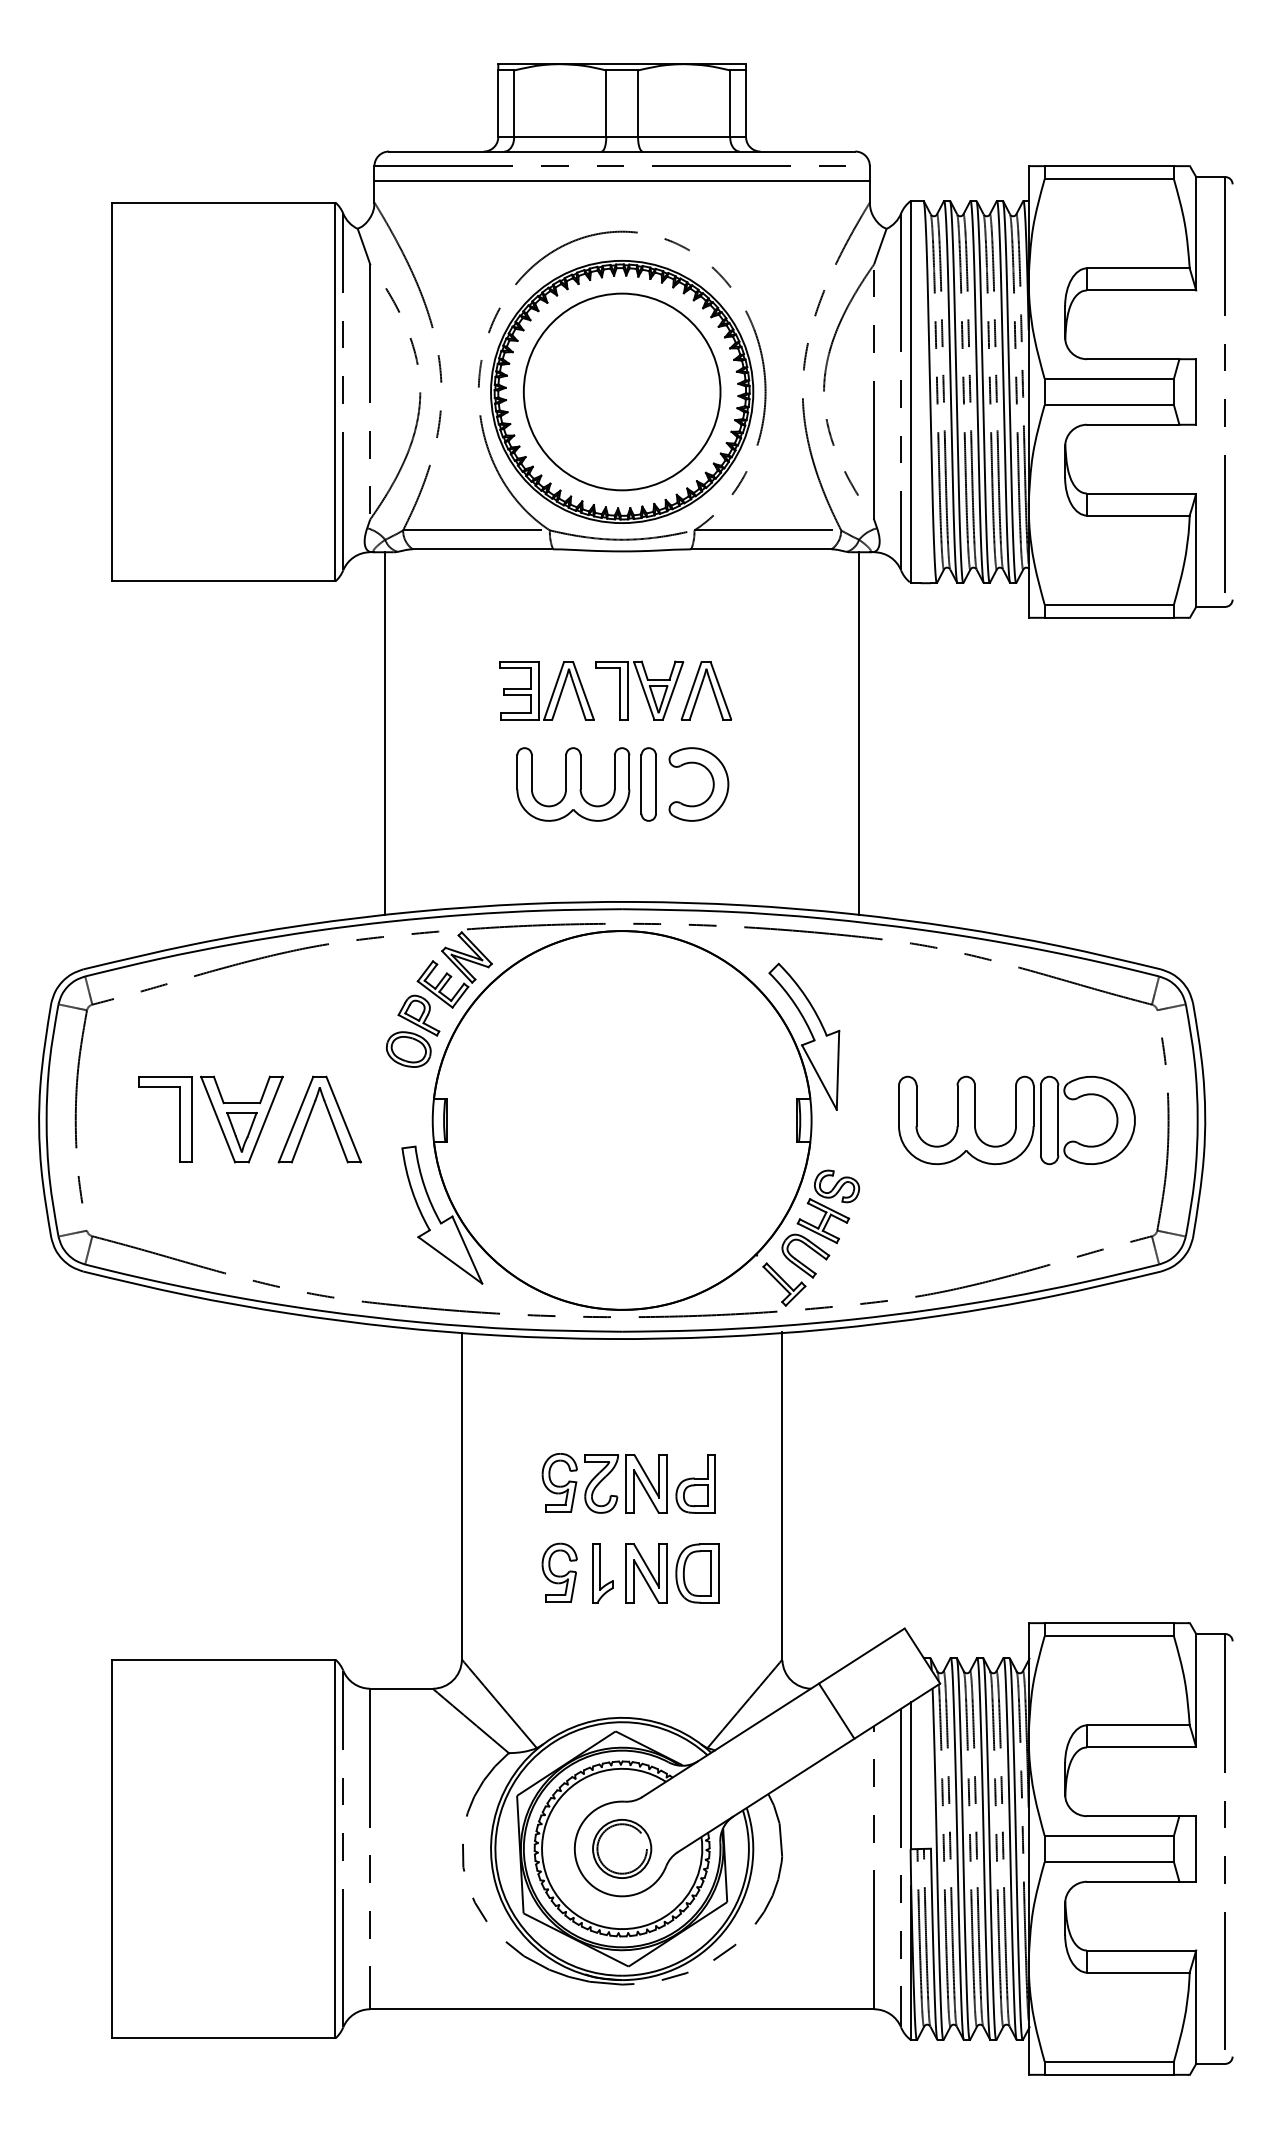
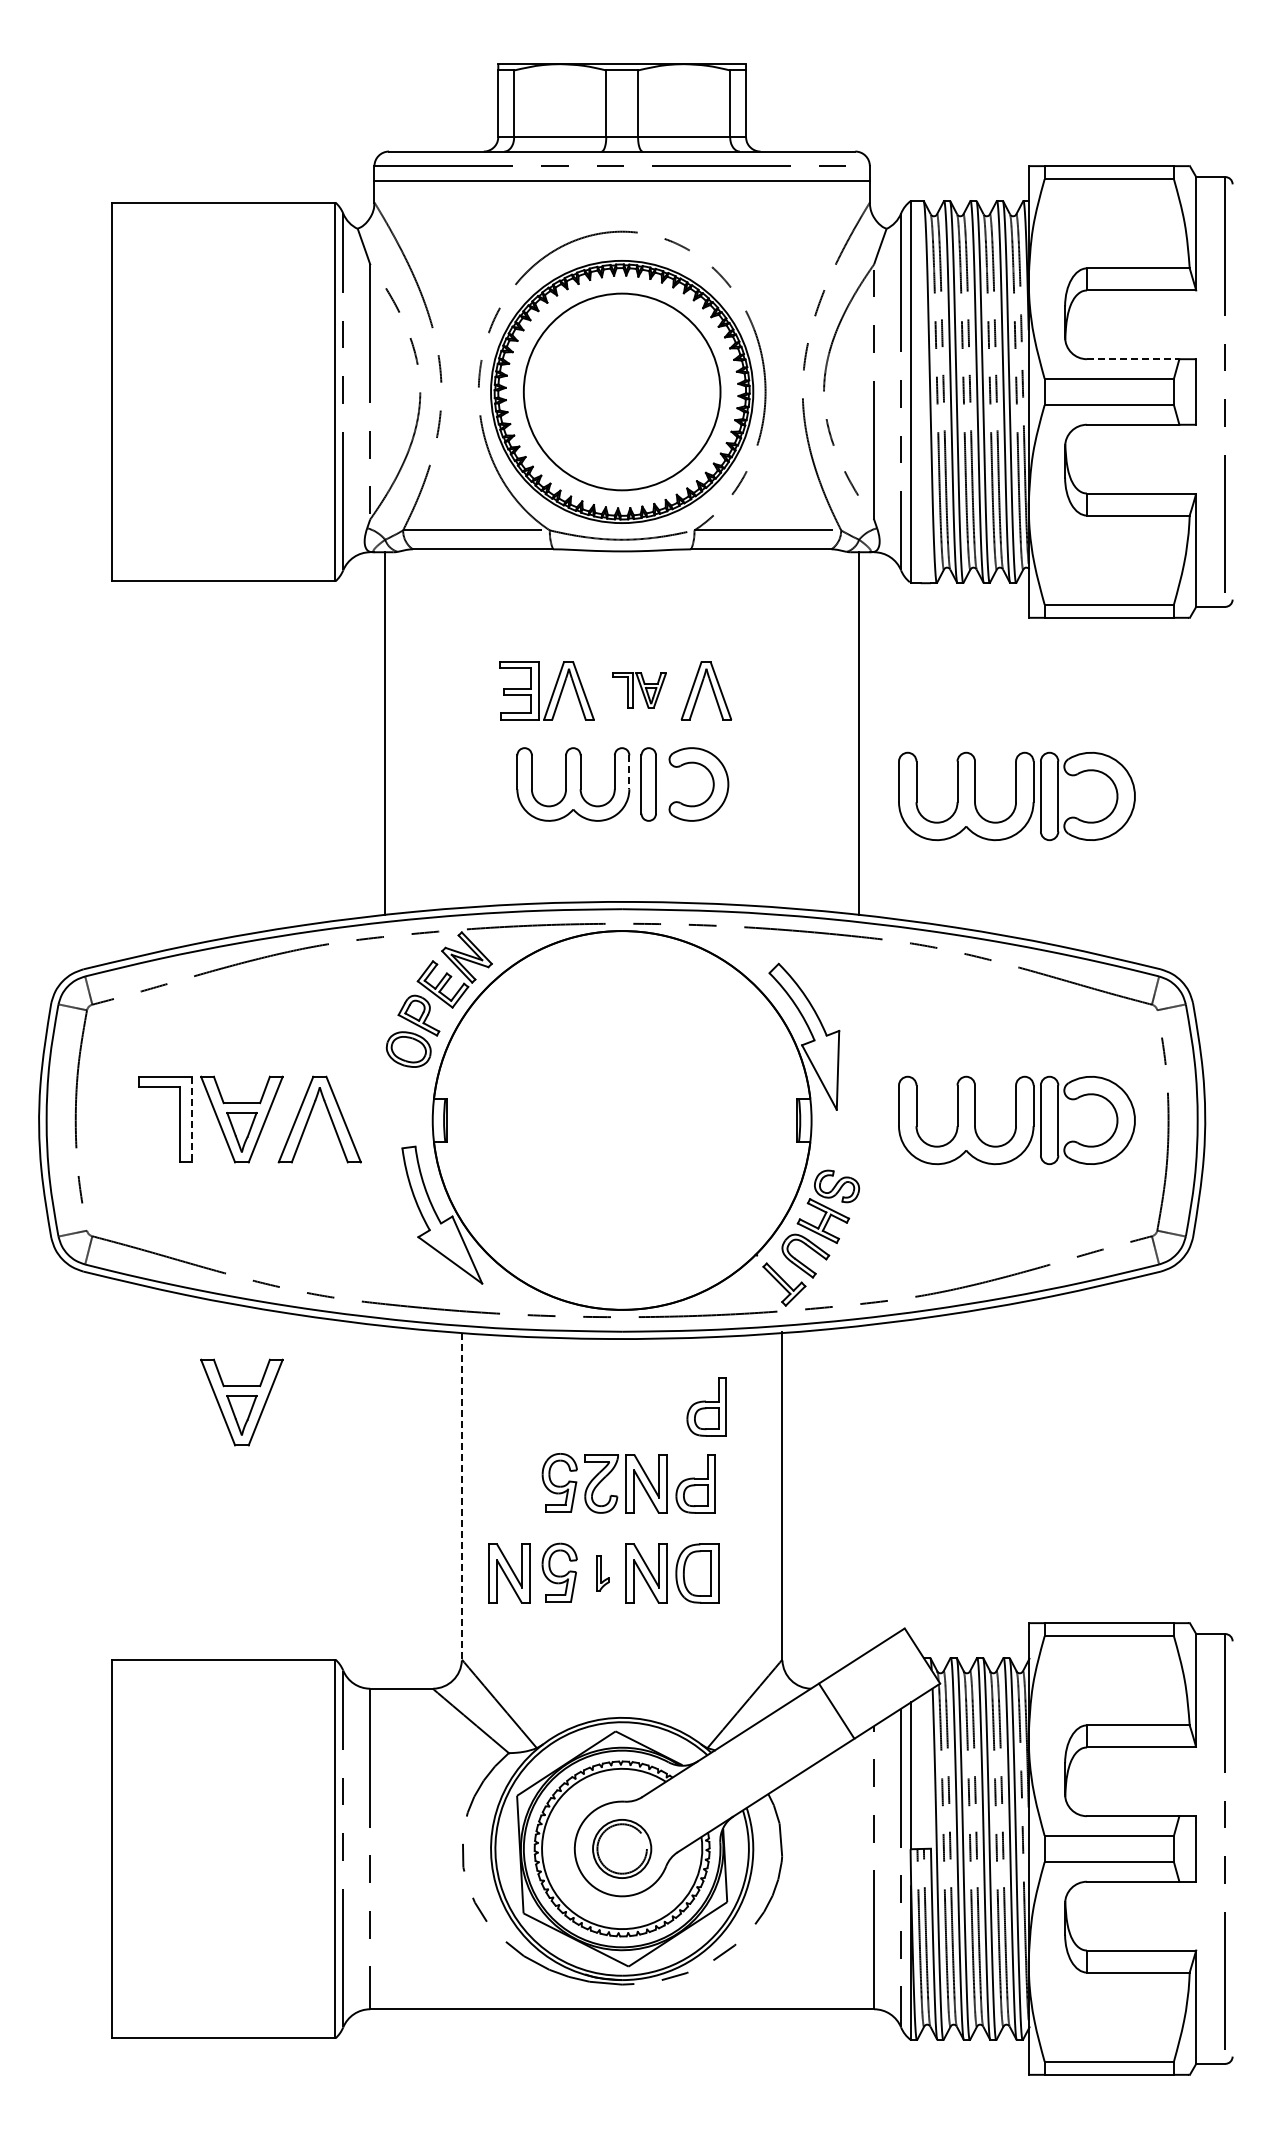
line: solid -> dashed (1133, 359)
part size: 90x61 px -> 55x37 px (639, 690)
line: solid -> dashed (629, 772)
part: none -> present (1016, 796)
line: solid -> dashed (191, 1119)
part: none -> present (241, 1402)
part: none -> present (706, 1406)
line: solid -> dashed (461, 1496)
part: none -> present (509, 1573)
part size: 22x61 px -> 14x37 px (602, 1573)
